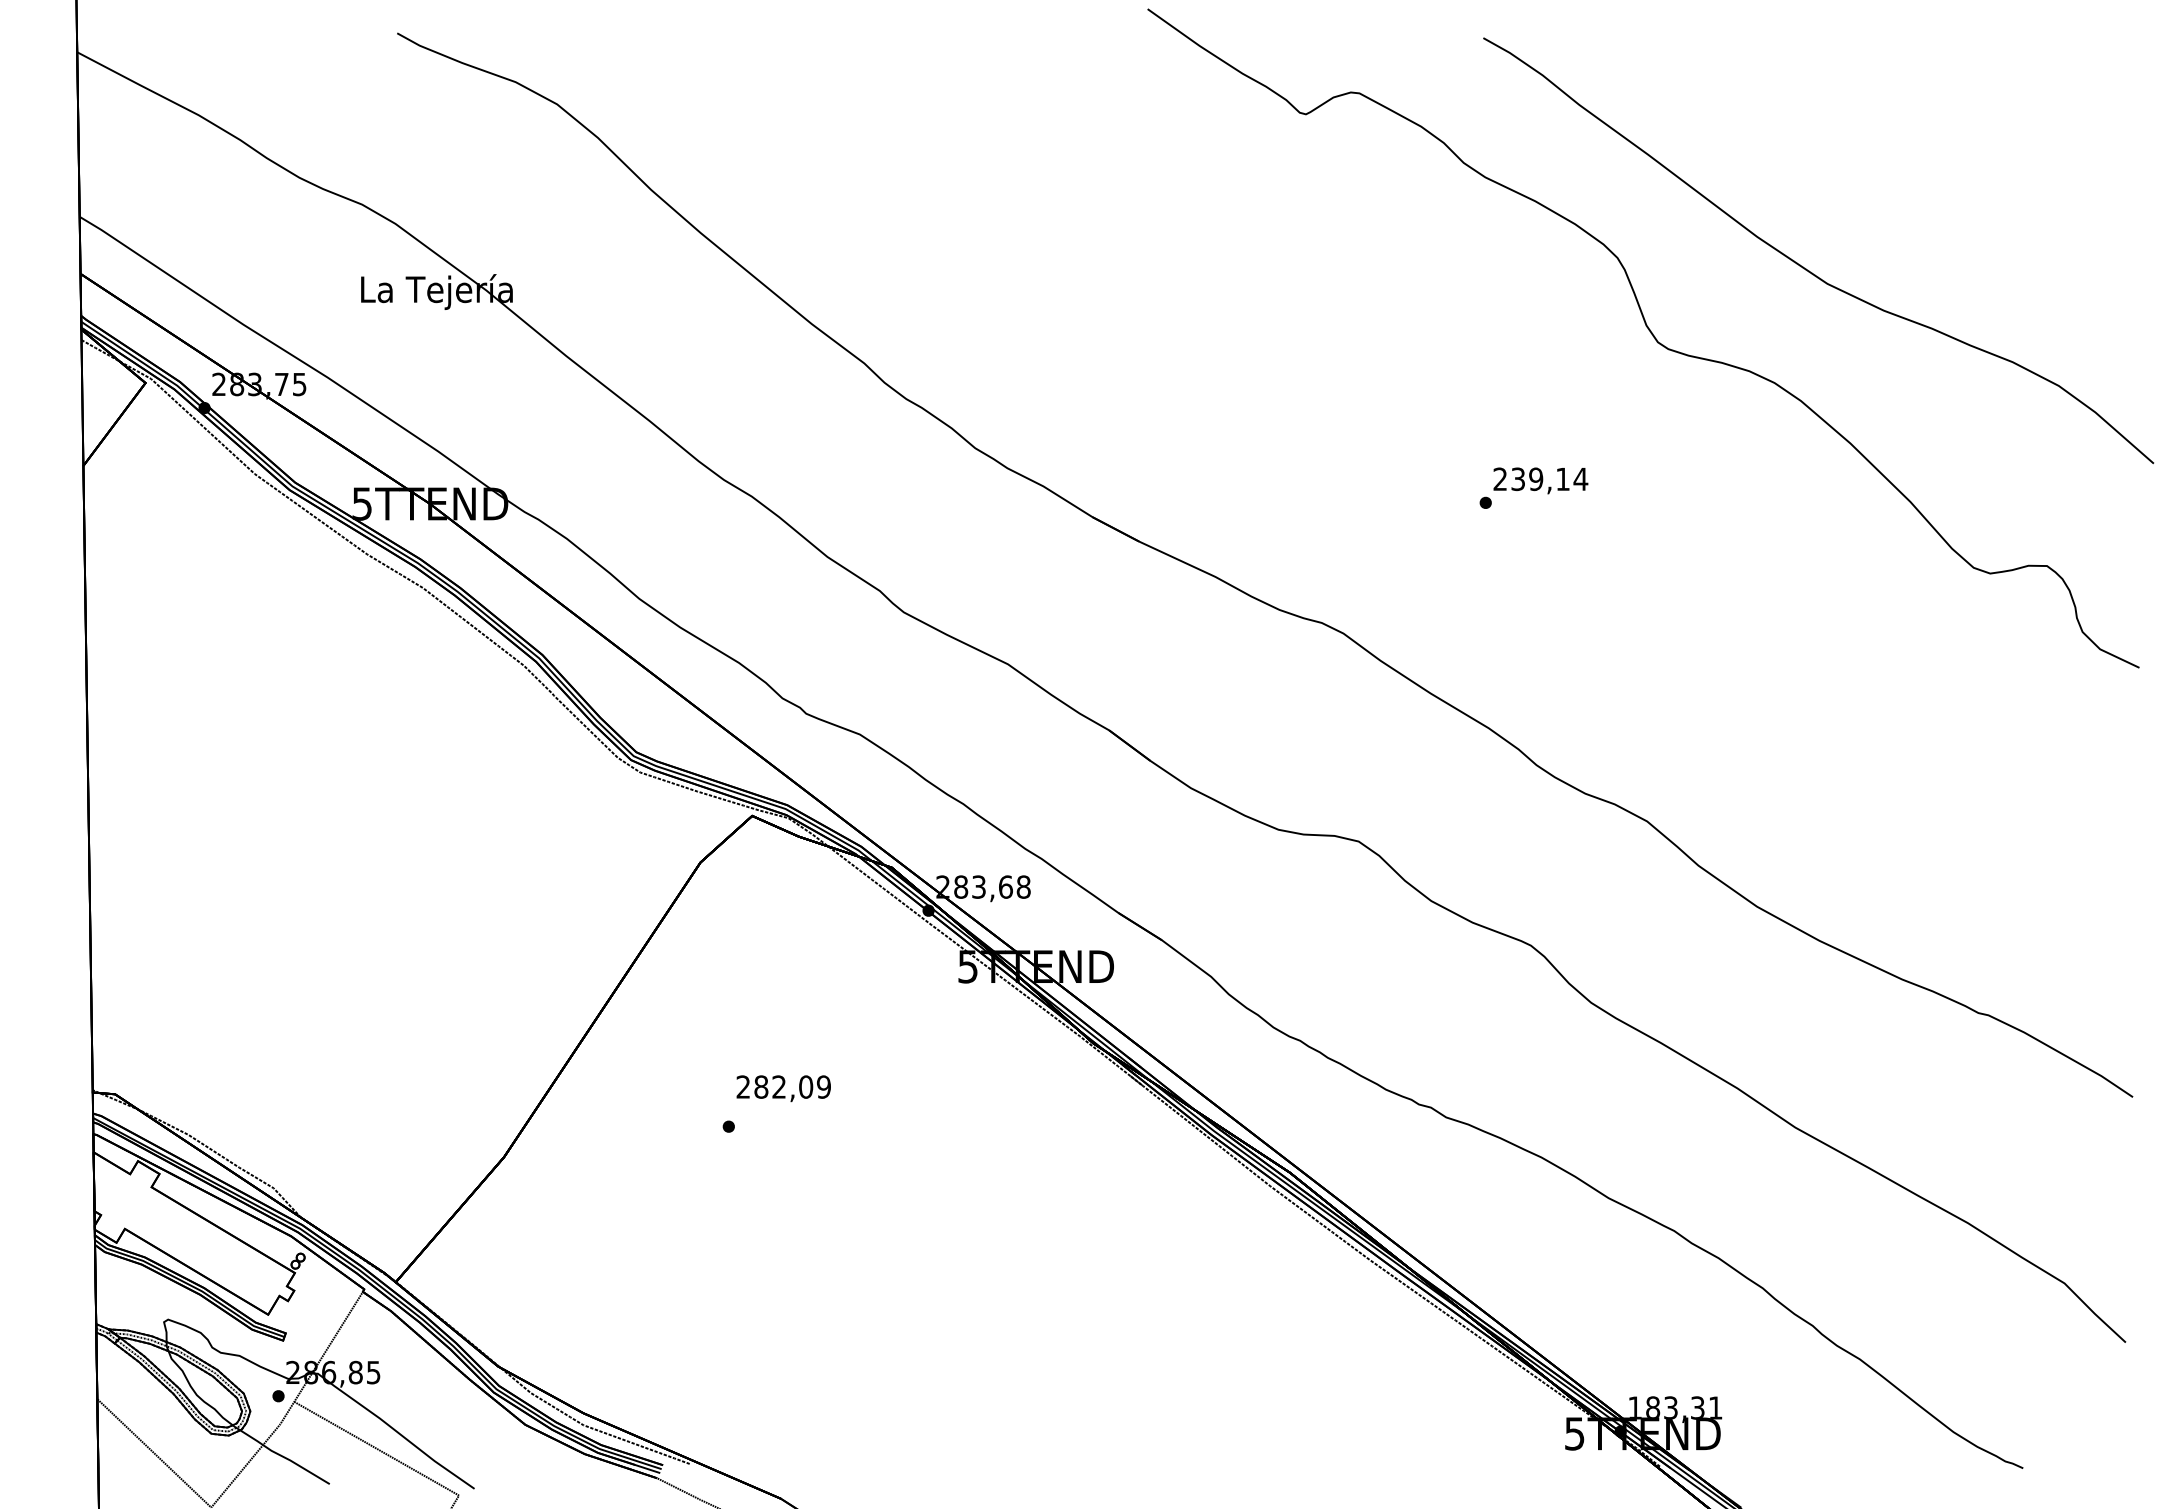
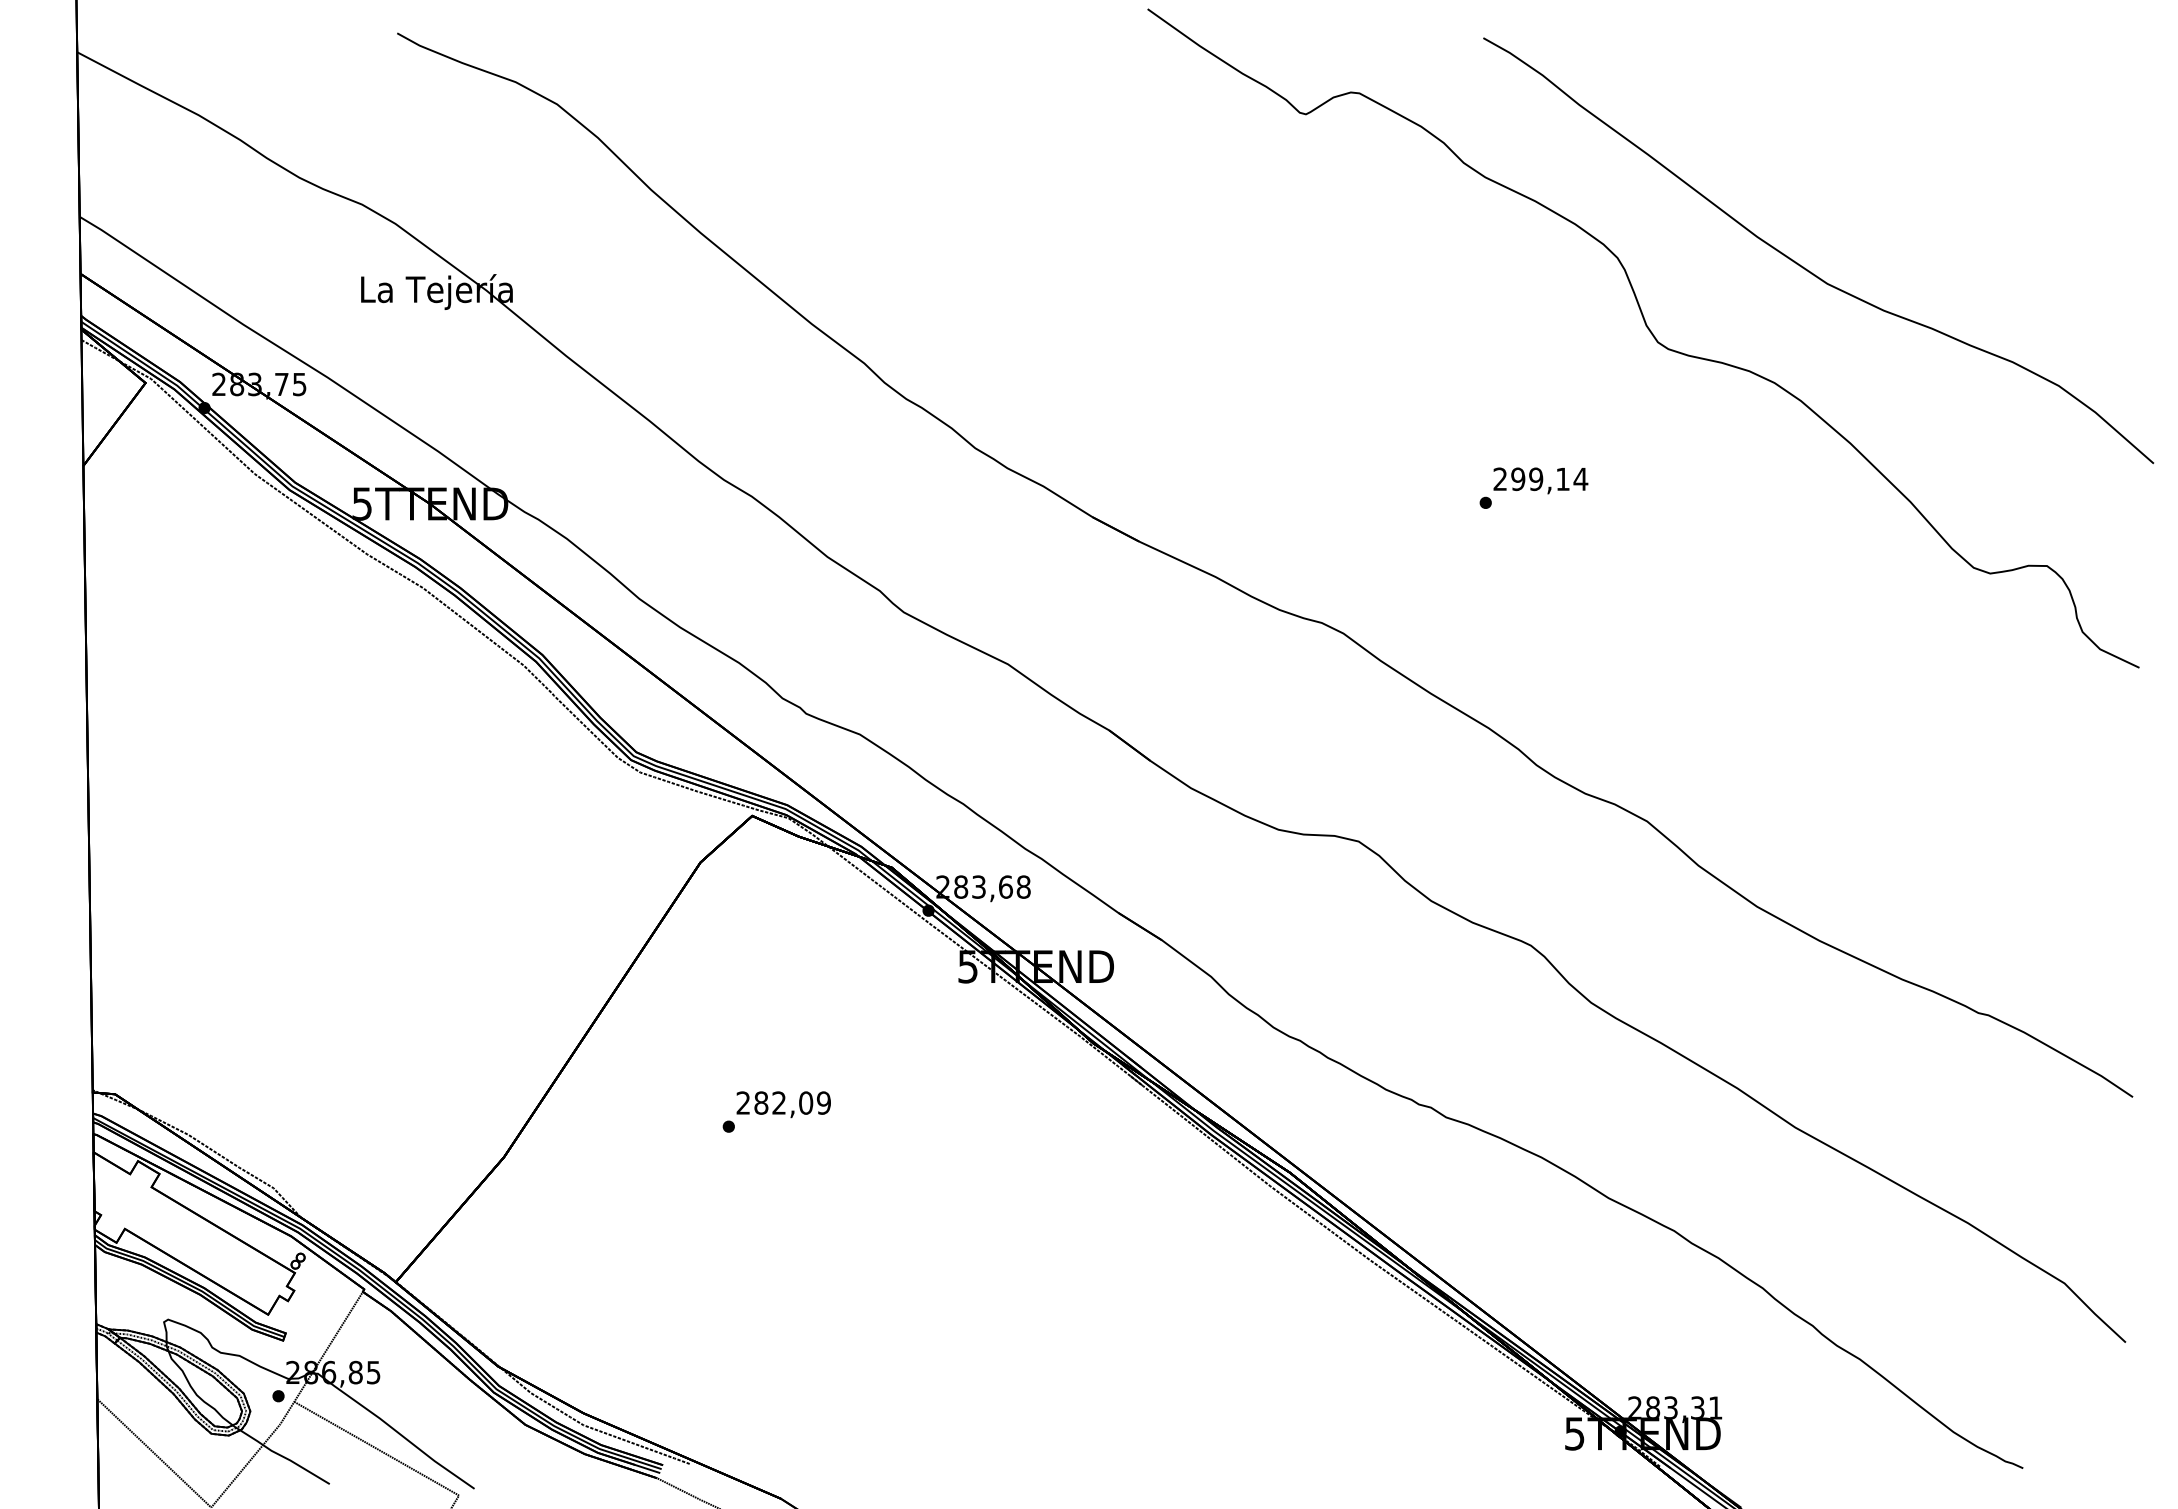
text: 239,14 -> 299,14 (1518, 478)
text position: (783, 1088) -> (783, 1104) (783, 1104)
text: 183,31 -> 283,31 (1634, 1406)
